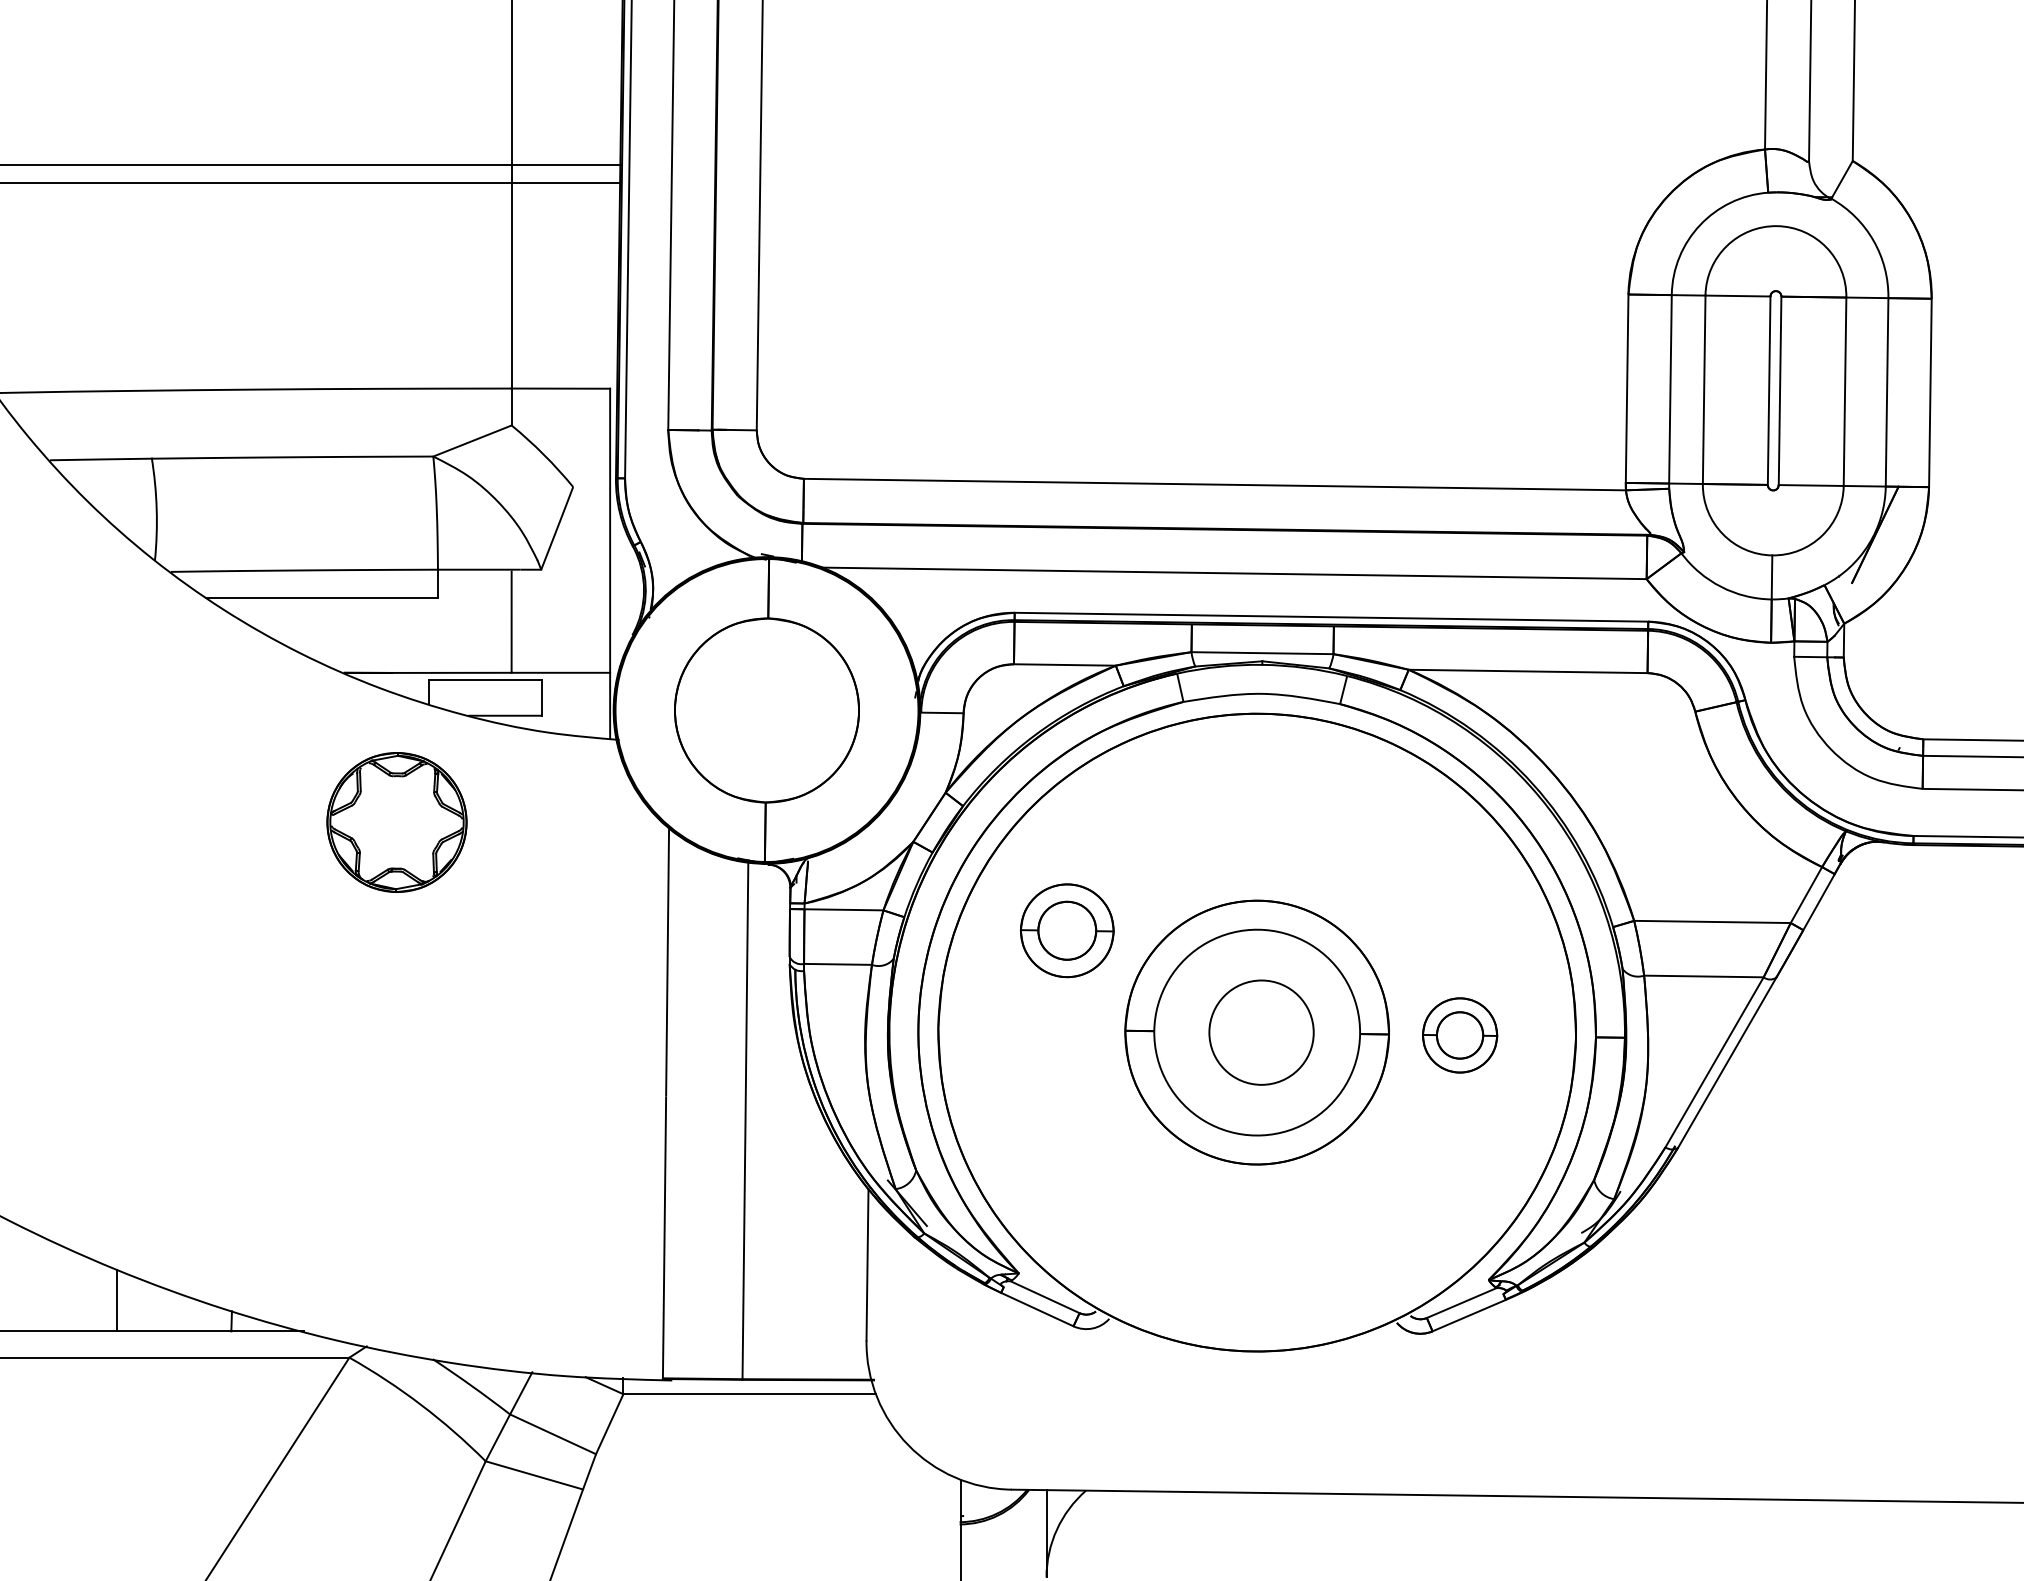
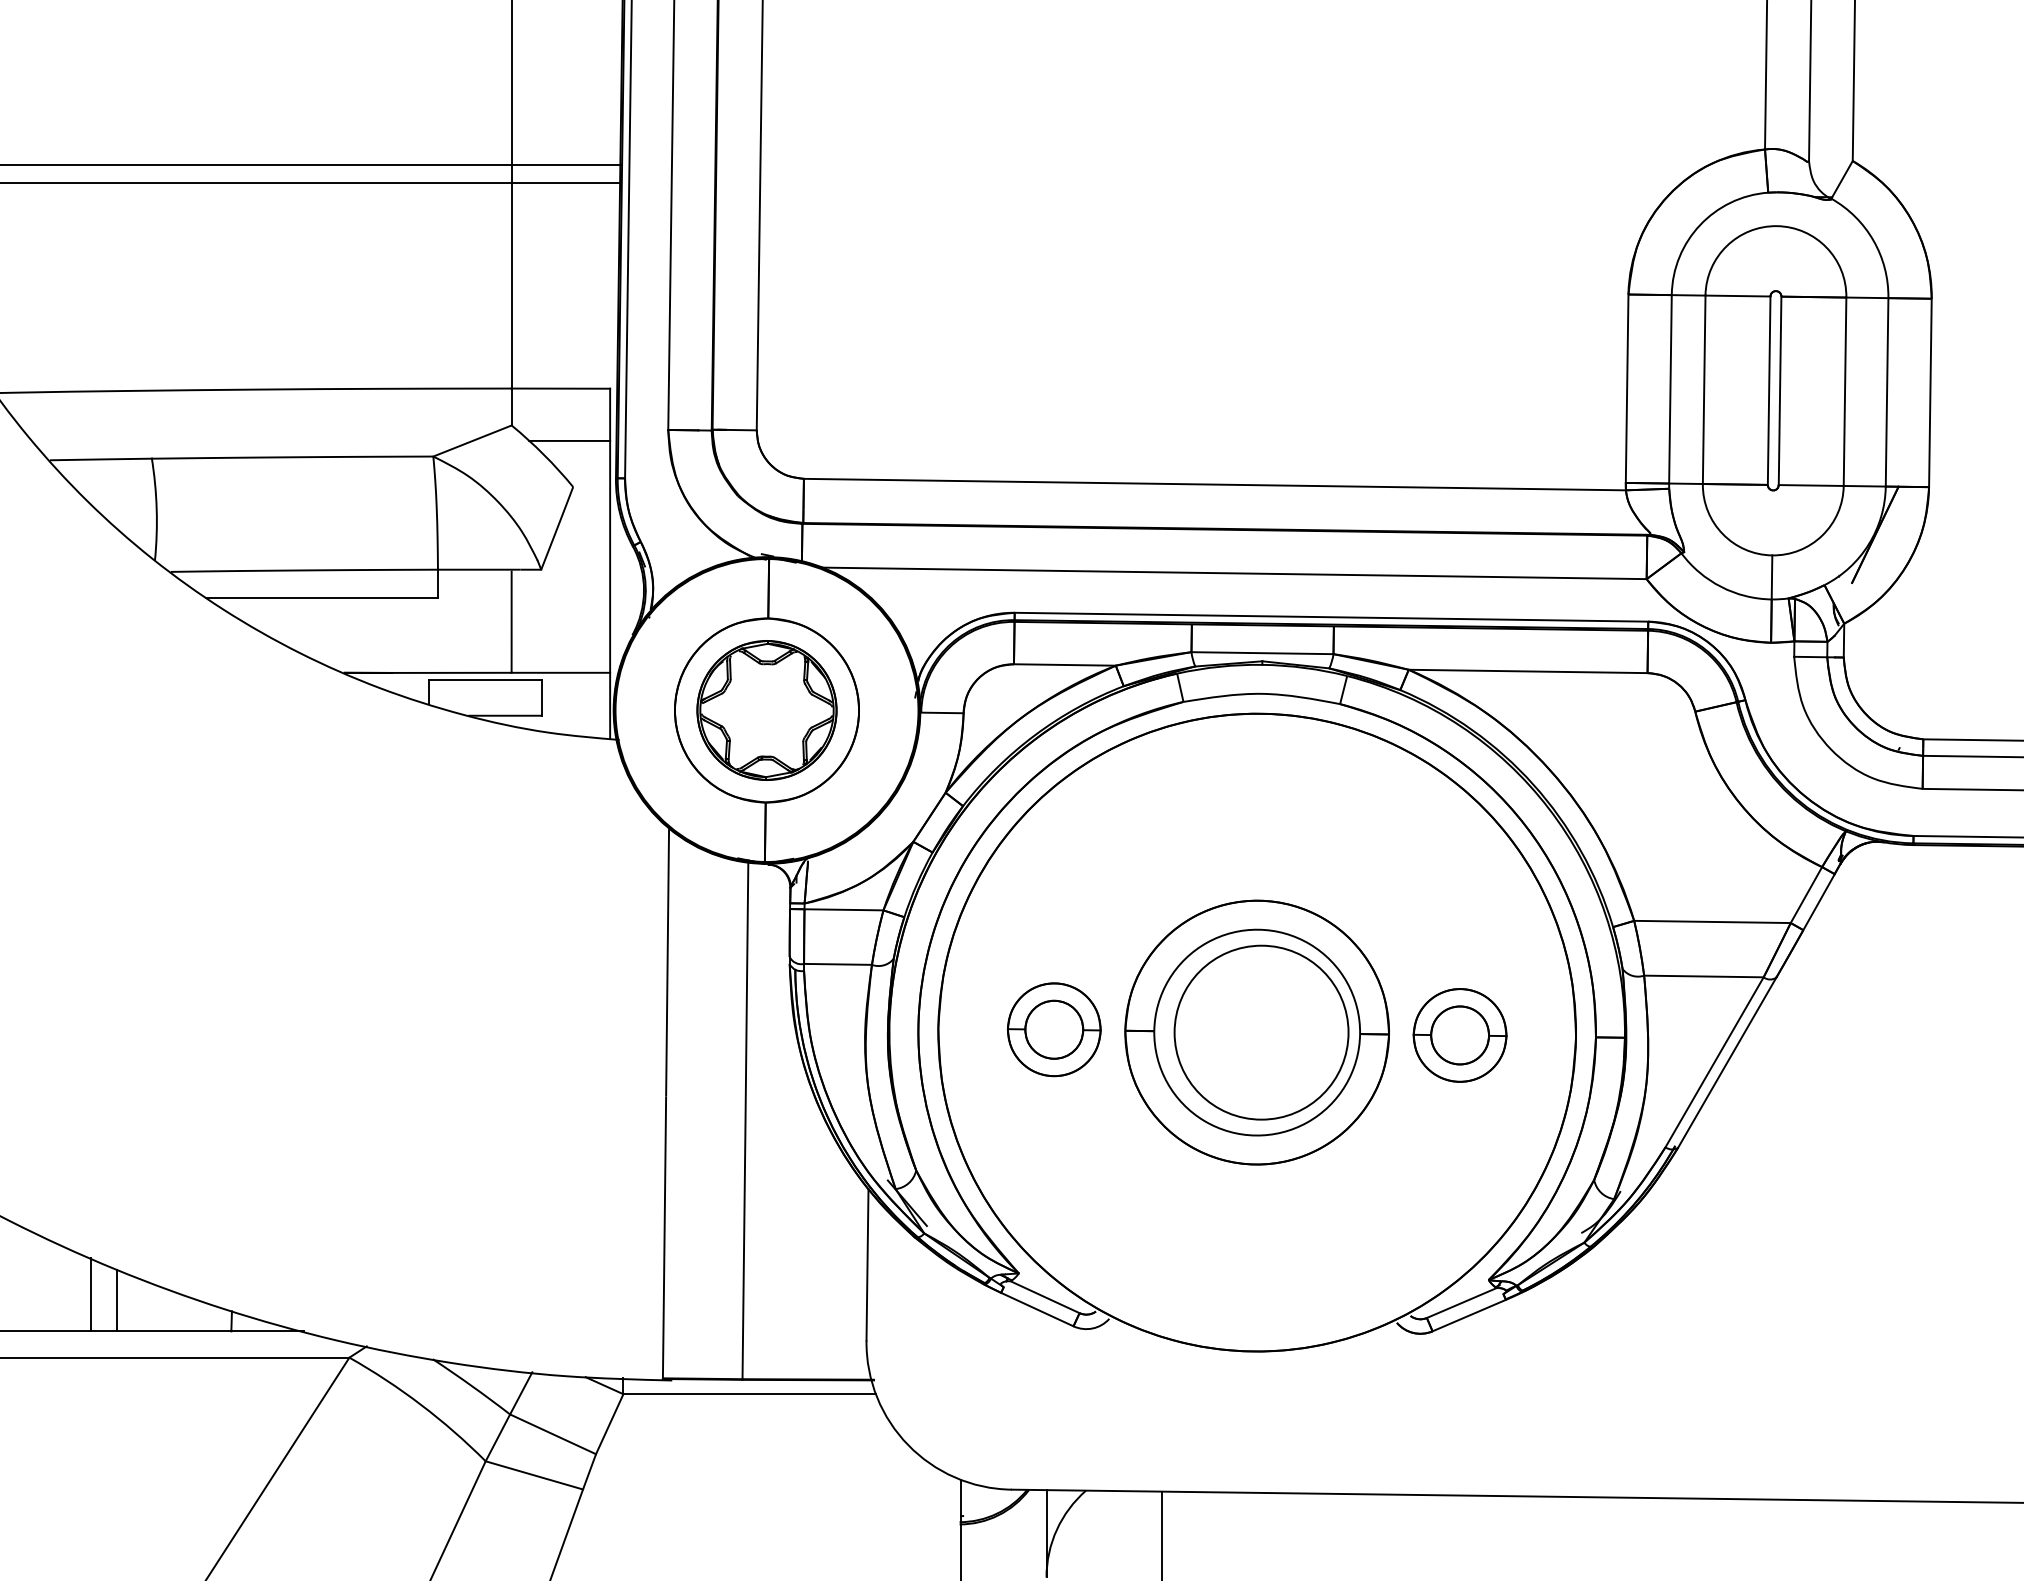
line: none -> present (569, 440)
part position: (396, 822) -> (766, 710) (766, 710)
part position: (1067, 930) -> (1054, 1029) (1054, 1029)
circle diameter: 104 px -> 174 px (1261, 1032)
part size: 77x77 px -> 96x95 px (1459, 1035)
line: none -> present (91, 1294)
line: none -> present (1162, 1534)
